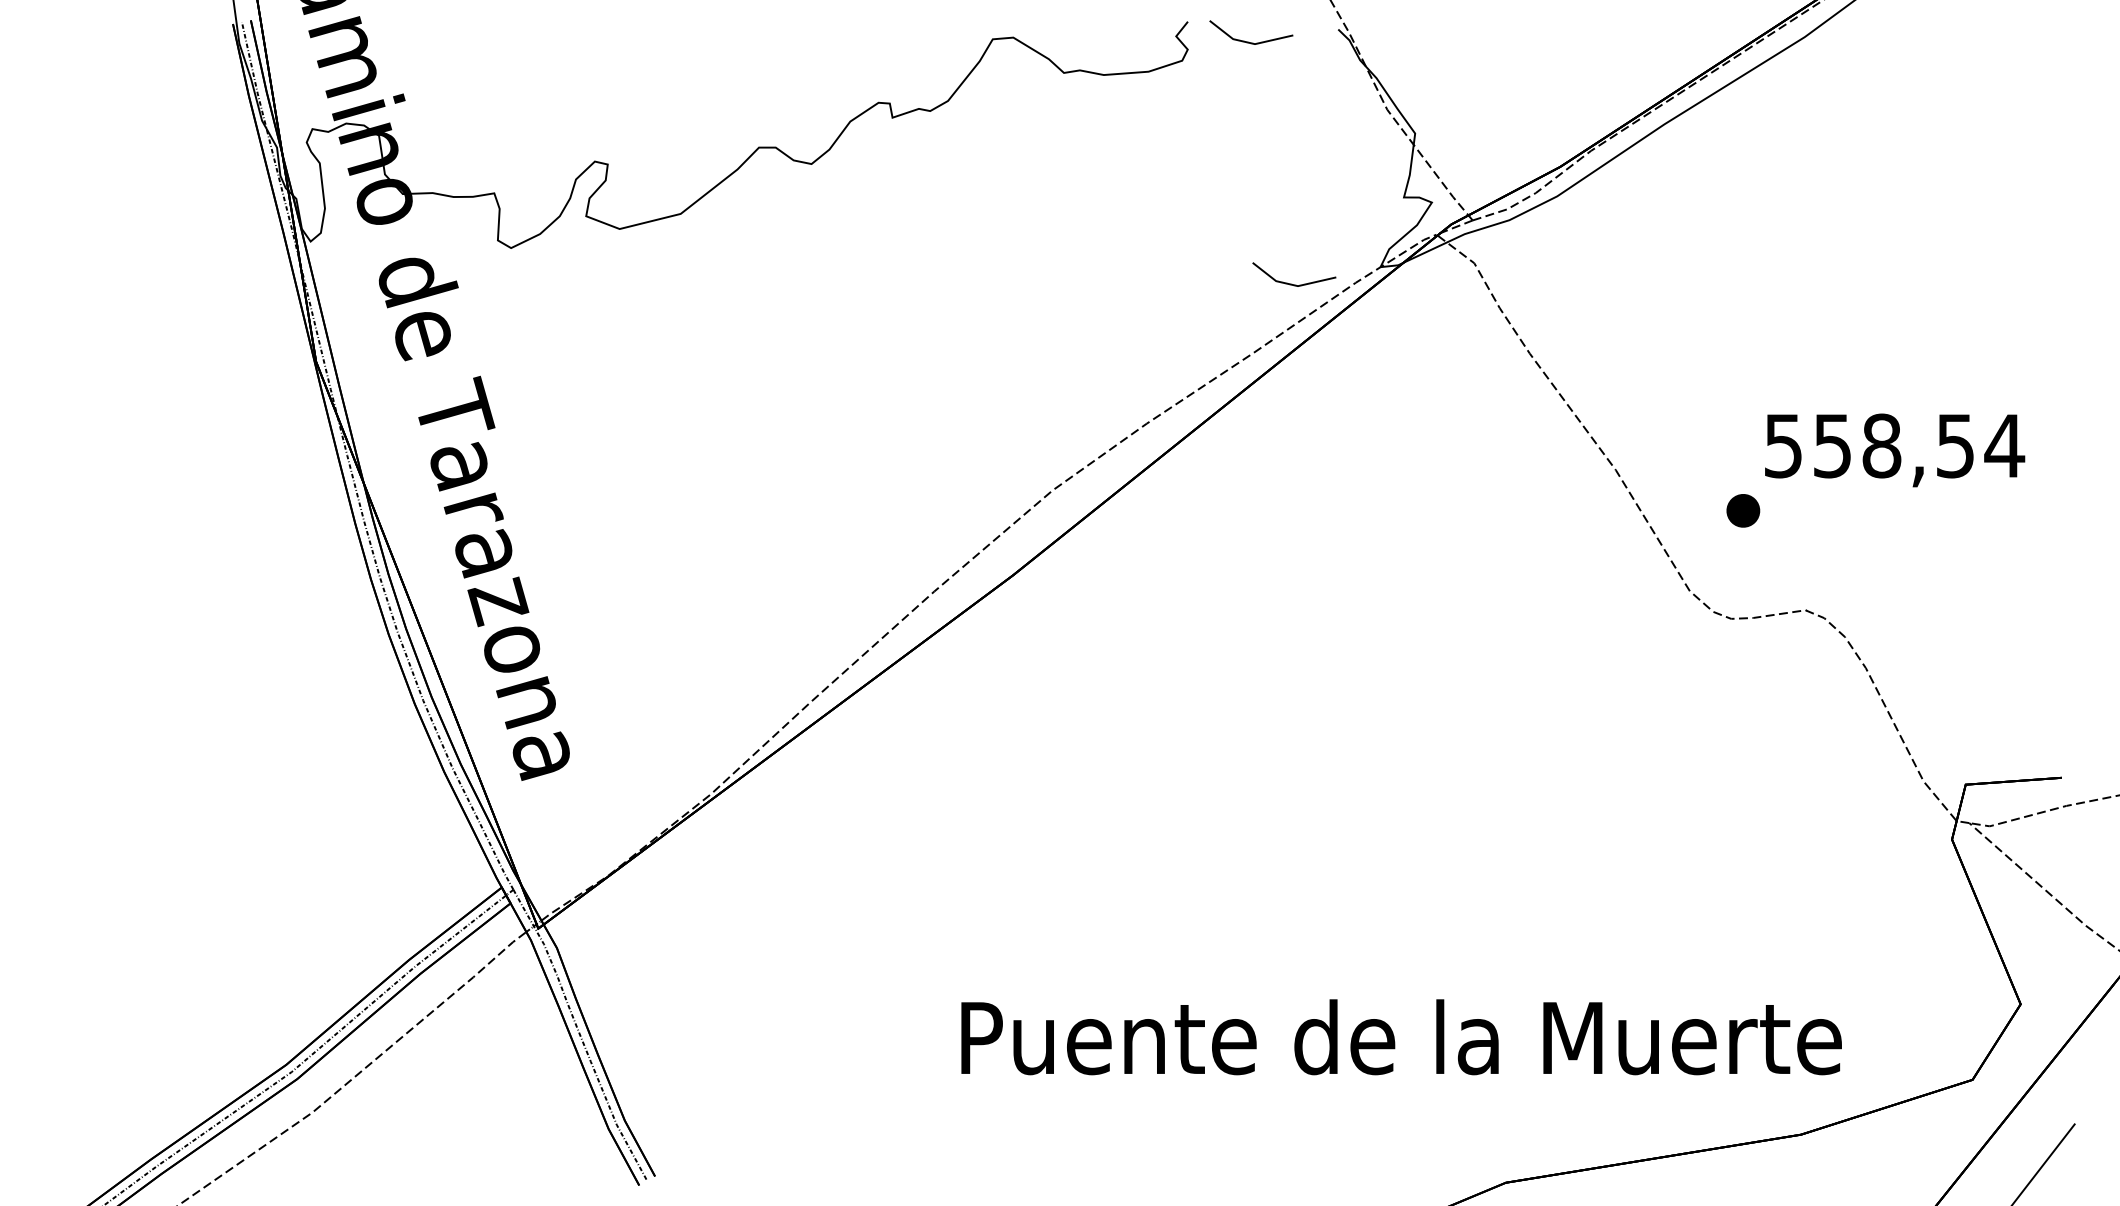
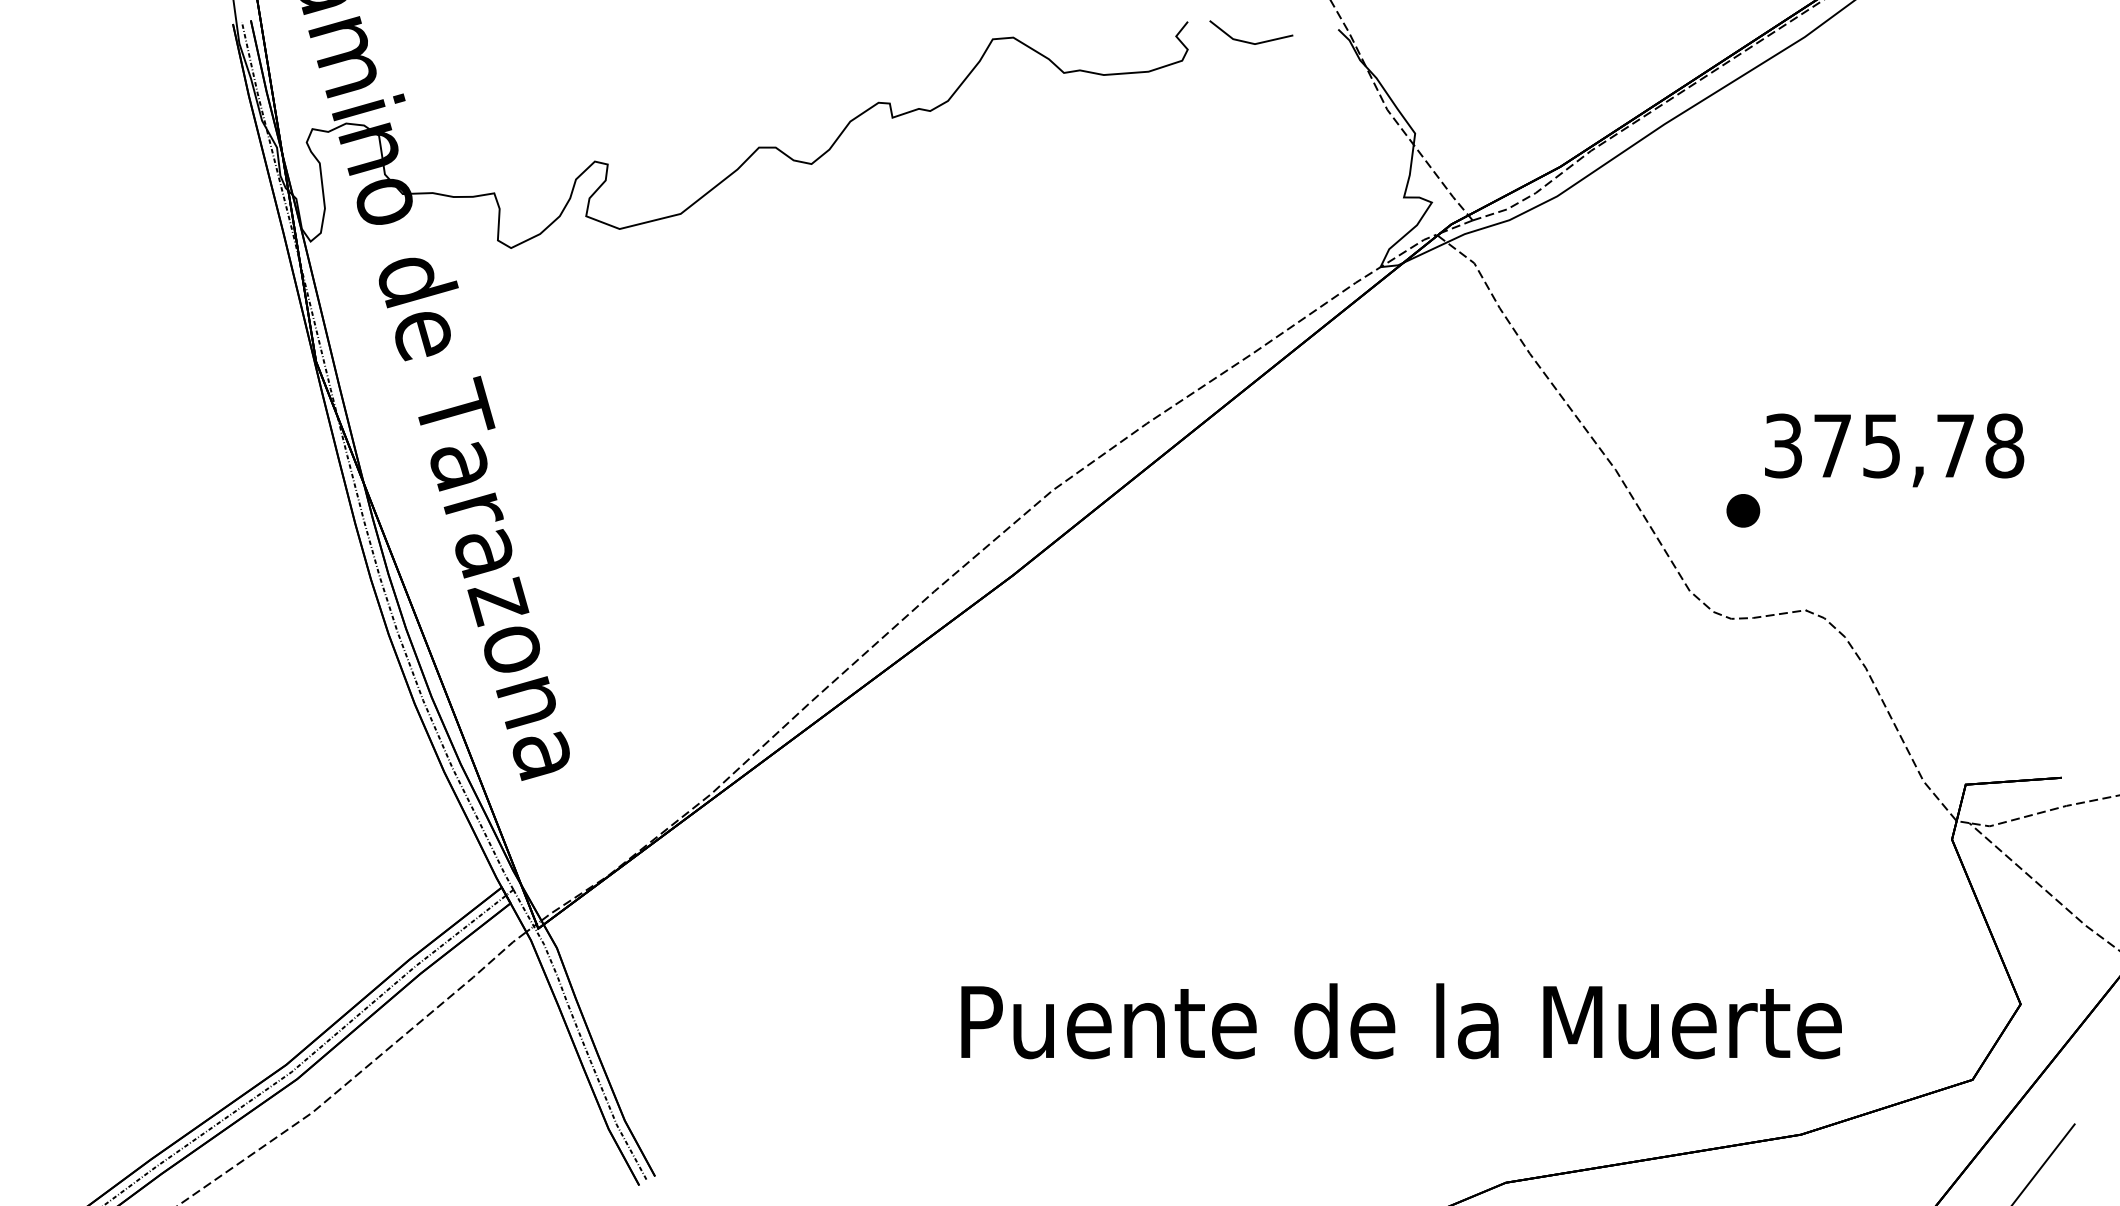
line: present -> none (1291, 283)
text: 558,54 -> 375,78 (1895, 445)
text position: (1401, 1037) -> (1401, 1021) (1401, 1021)
